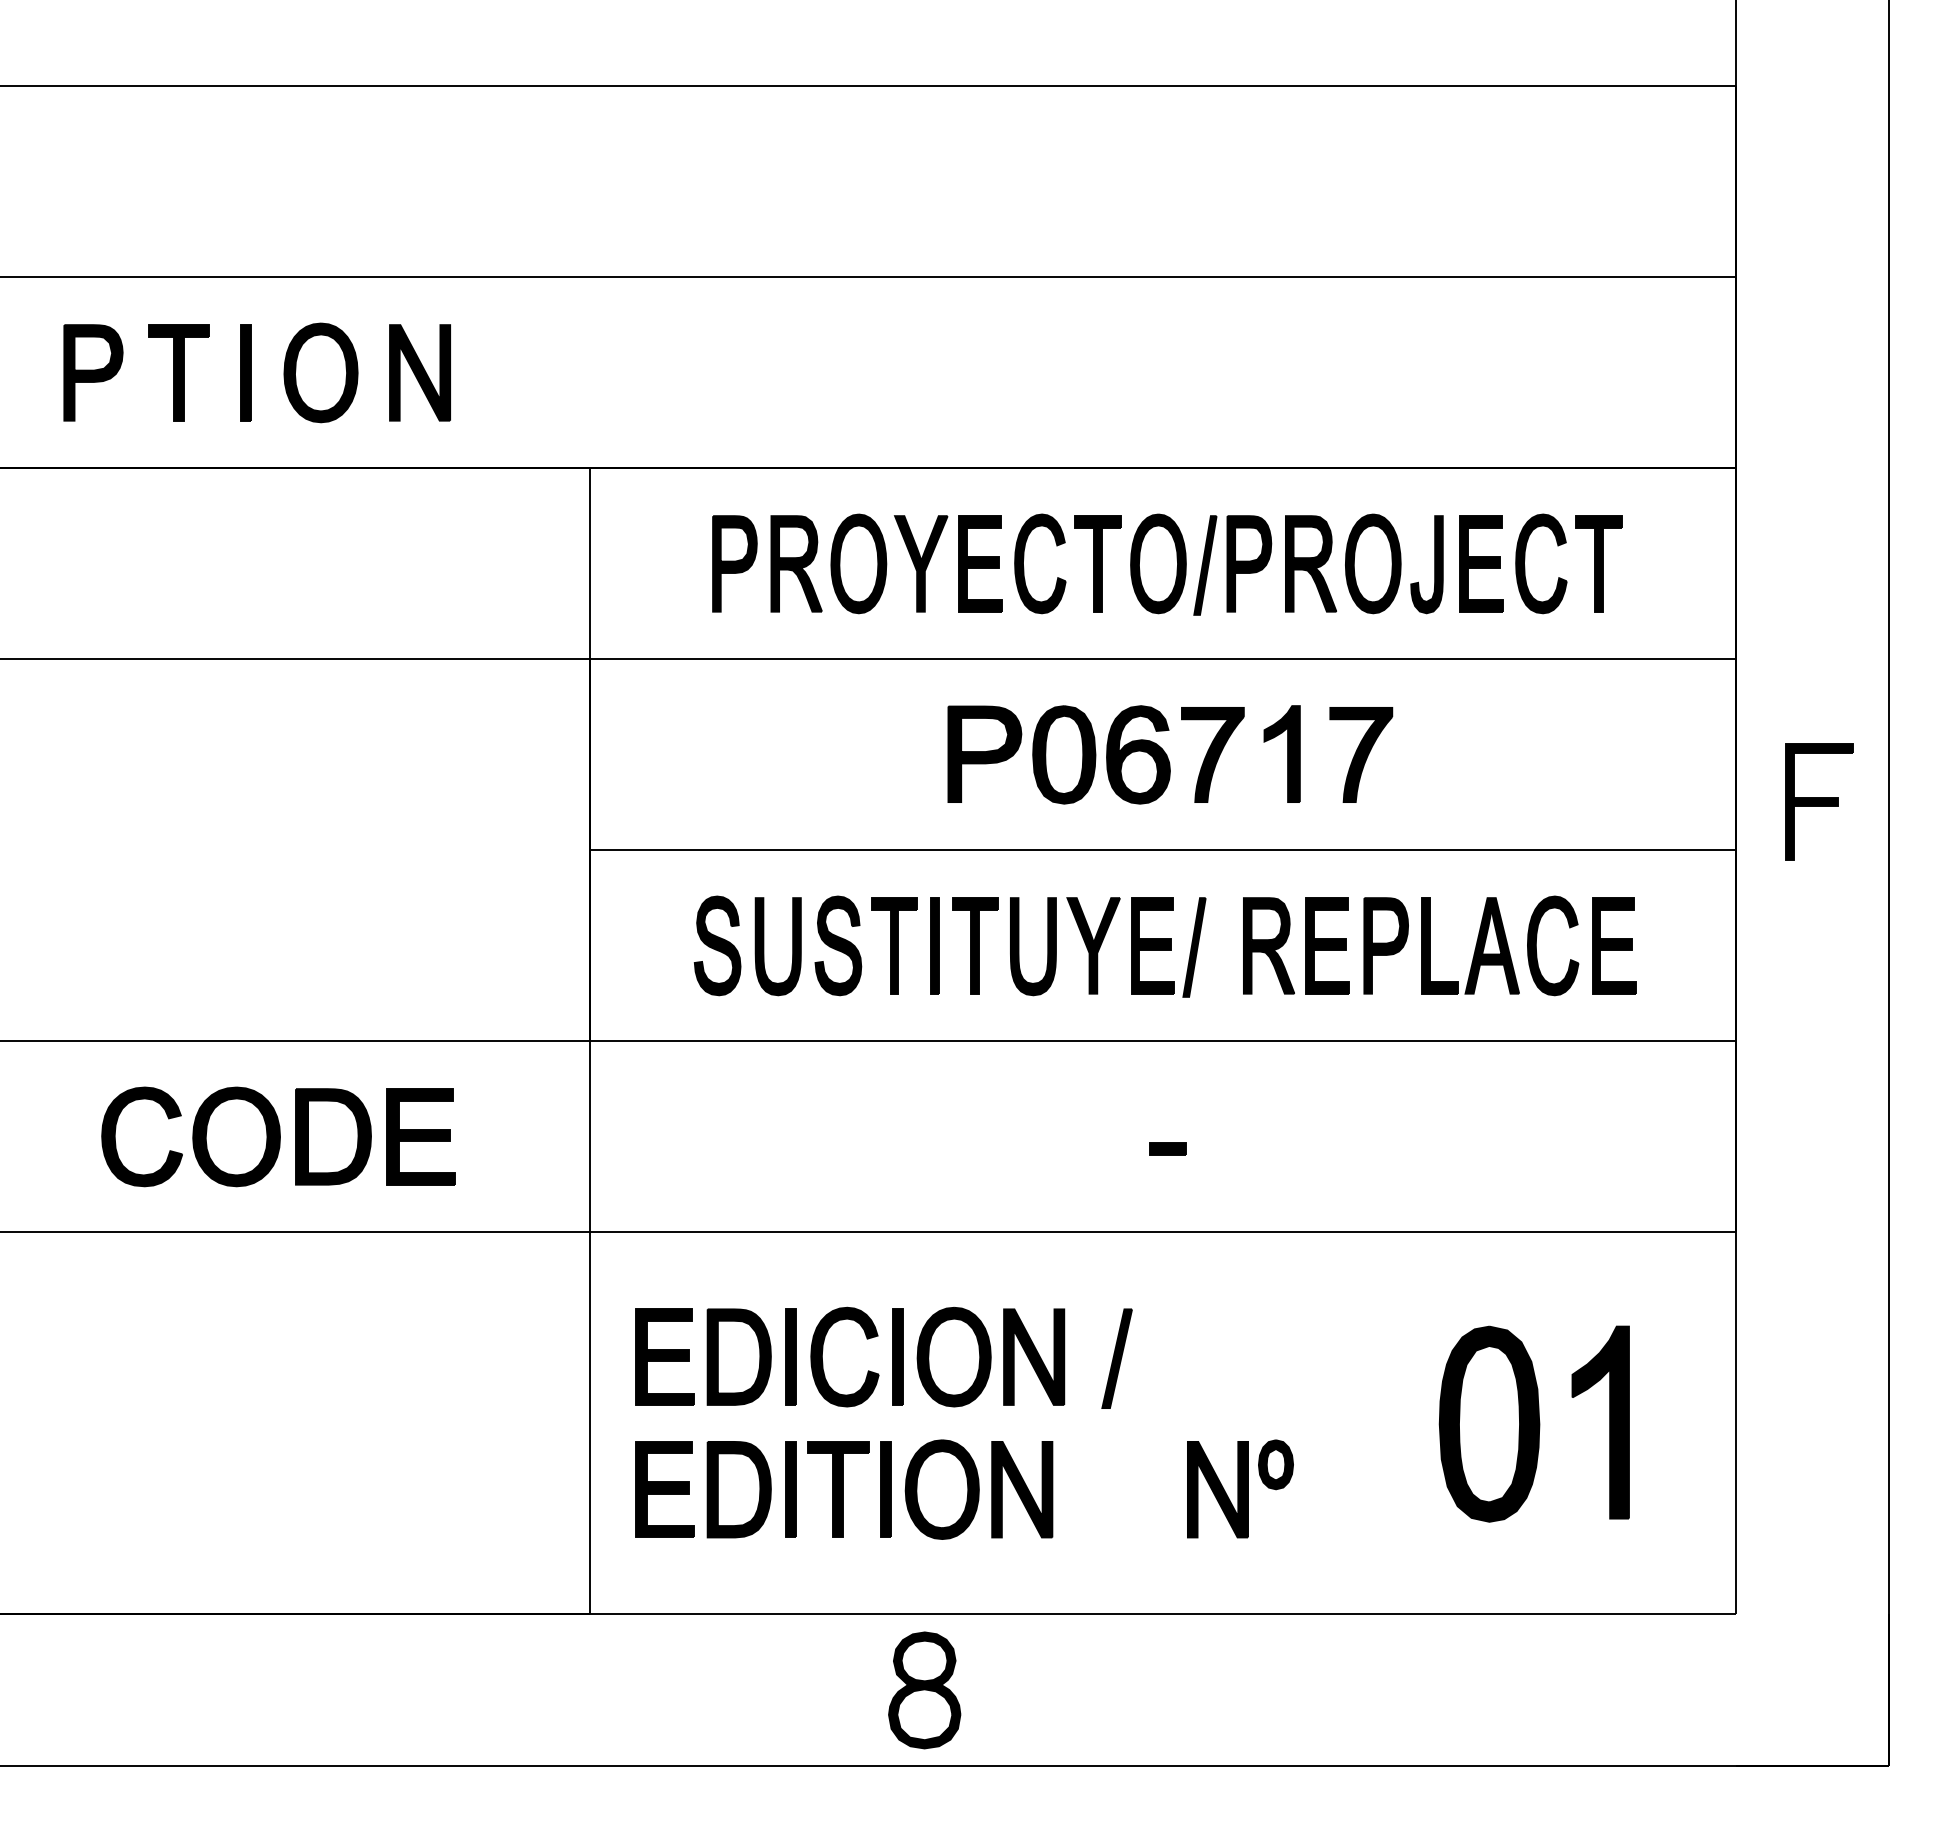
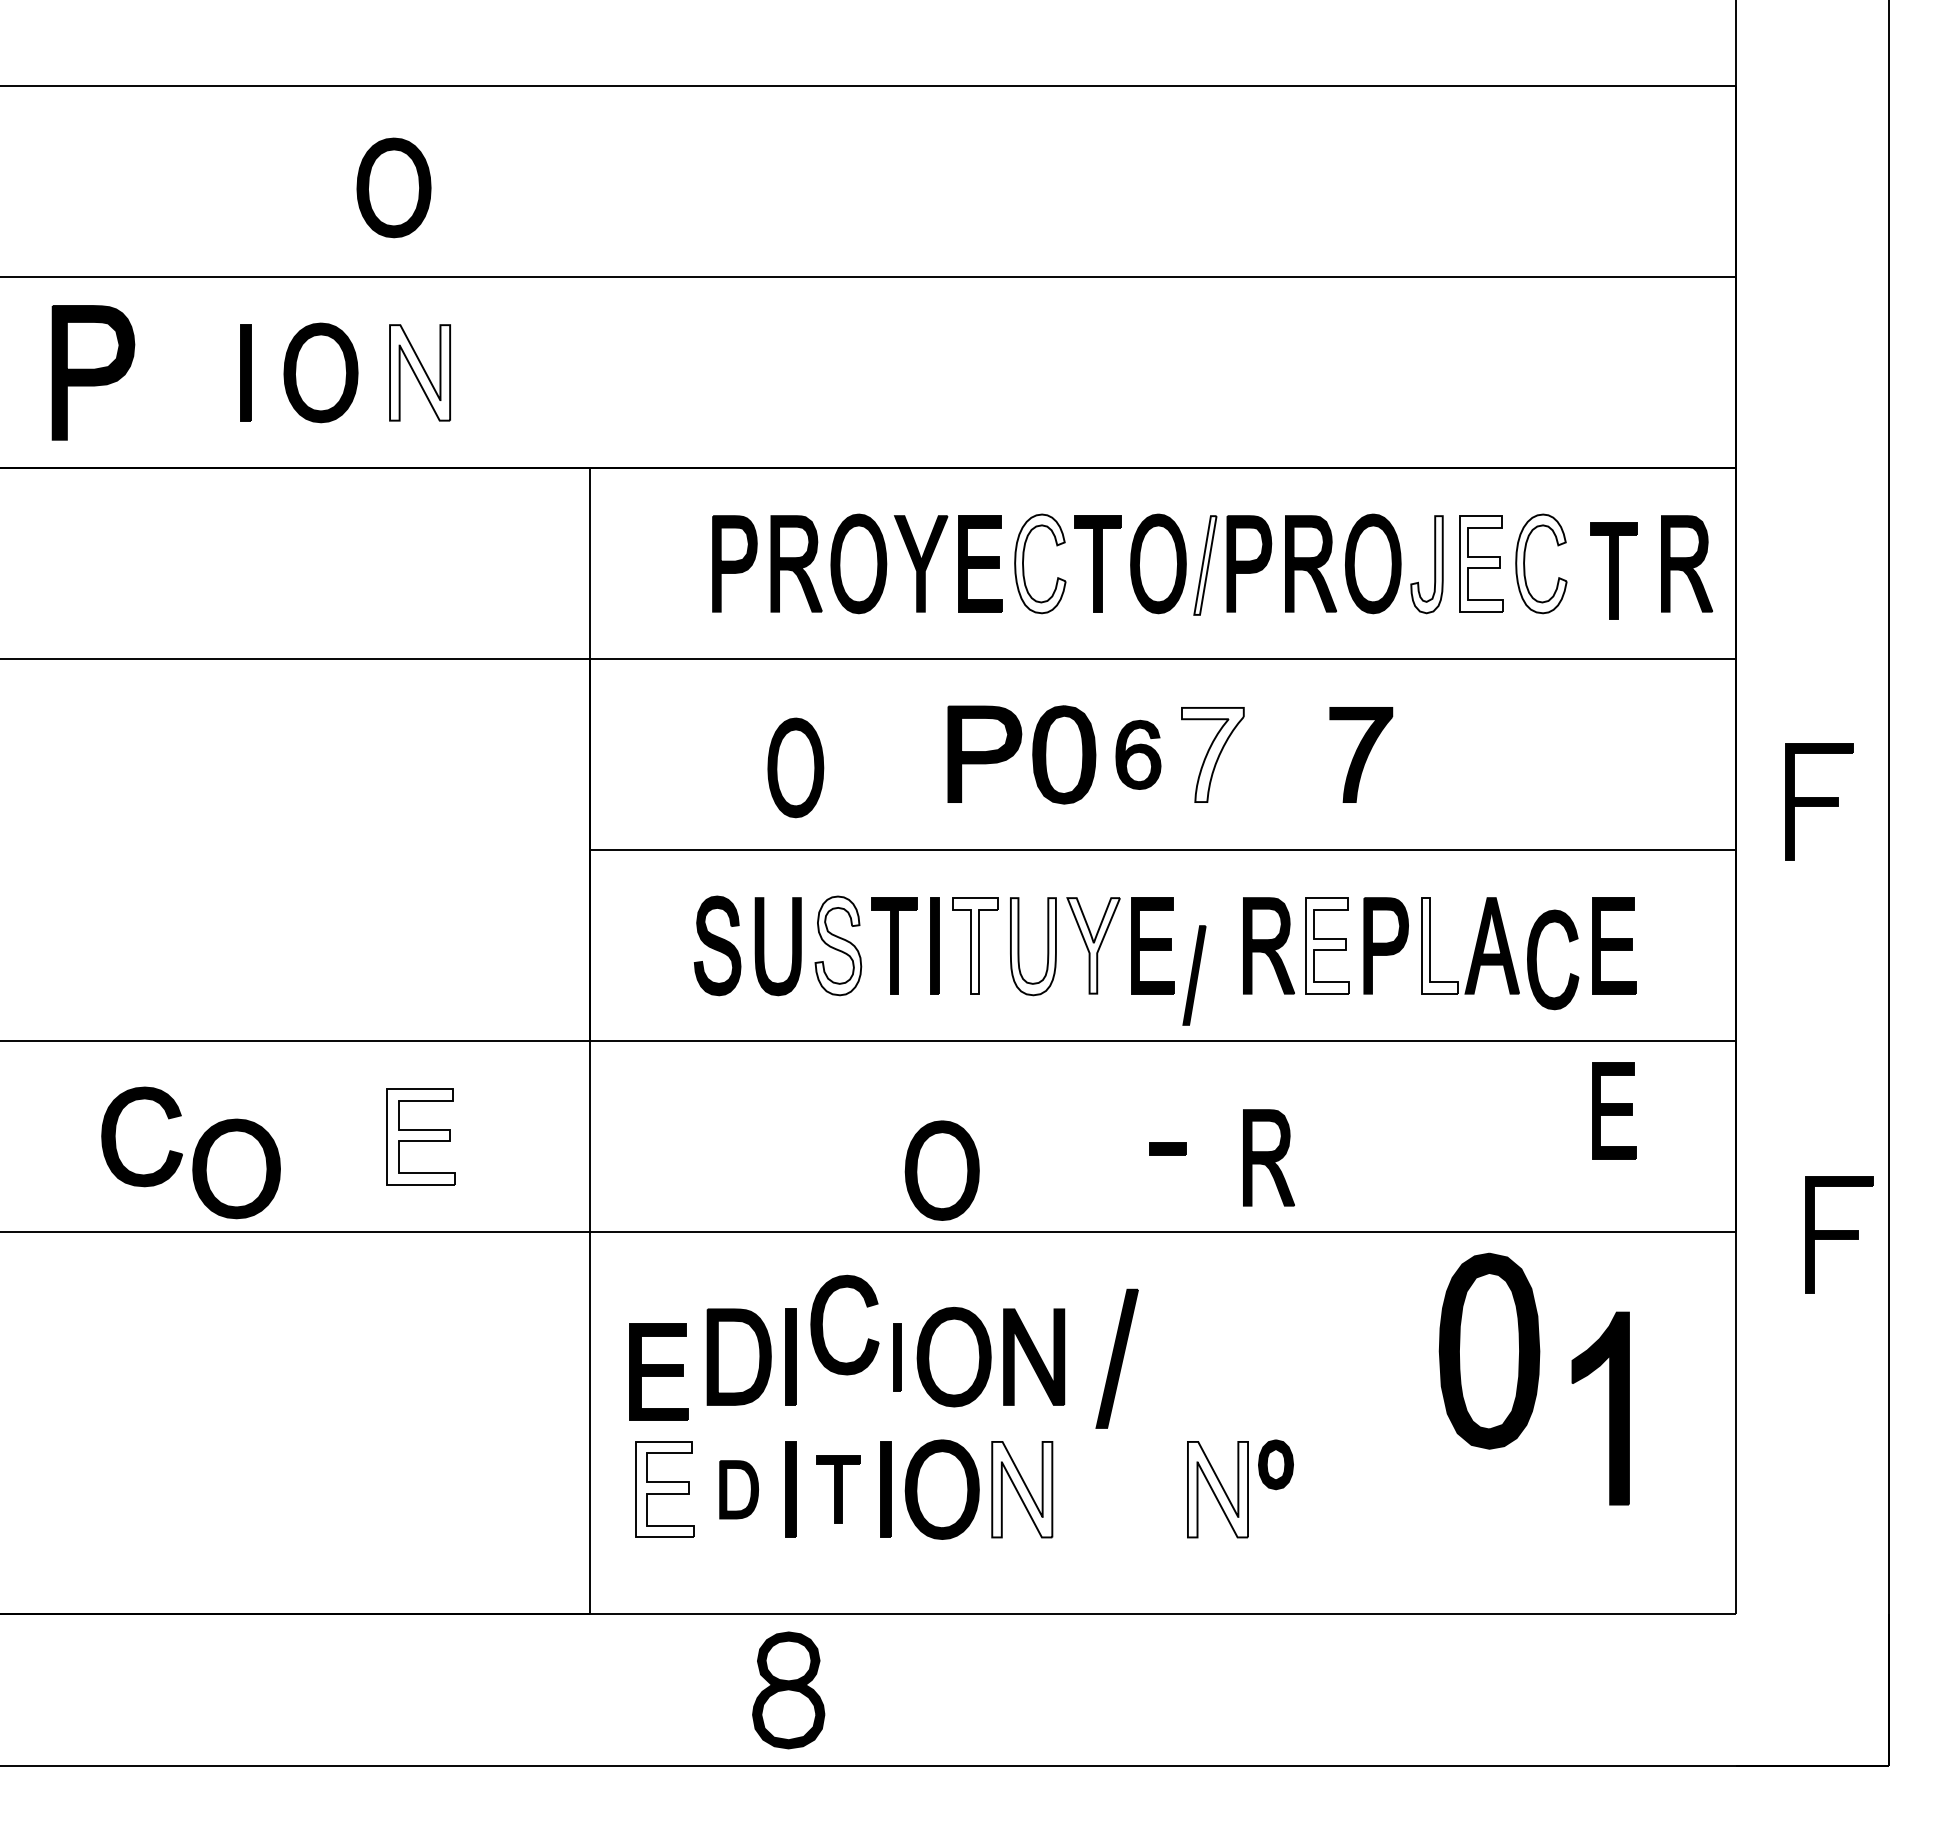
part: none -> present (393, 187)
part size: 61x98 px -> 85x136 px (93, 372)
part: present -> none (178, 372)
fill: present -> none (420, 372)
fill: present -> none (1040, 563)
fill: present -> none (1481, 563)
fill: present -> none (1541, 563)
part position: (1598, 563) -> (1613, 570) (1613, 570)
part: none -> present (1686, 563)
fill: present -> none (1426, 564)
fill: present -> none (1205, 565)
part: present -> none (1281, 753)
part size: 65x100 px -> 47x71 px (1138, 754)
fill: present -> none (1212, 754)
part: none -> present (795, 767)
fill: present -> none (838, 945)
fill: present -> none (975, 945)
fill: present -> none (1093, 945)
fill: present -> none (1327, 945)
fill: present -> none (1440, 945)
part position: (1536, 945) -> (1536, 959) (1536, 959)
fill: present -> none (1032, 946)
part position: (1194, 947) -> (1194, 975) (1194, 975)
part: none -> present (1614, 1110)
part position: (236, 1136) -> (236, 1168) (236, 1168)
part: present -> none (333, 1136)
fill: present -> none (421, 1136)
part: none -> present (1268, 1157)
part: none -> present (941, 1170)
part: none -> present (1839, 1234)
part position: (823, 1350) -> (823, 1318) (823, 1318)
part position: (664, 1356) -> (658, 1371) (658, 1371)
part size: 12x98 px -> 9x69 px (897, 1357)
part size: 32x101 px -> 44x141 px (1116, 1358)
part position: (1609, 1422) -> (1609, 1408) (1609, 1408)
part position: (1489, 1423) -> (1489, 1350) (1489, 1350)
fill: present -> none (664, 1489)
part size: 66x98 px -> 40x60 px (738, 1489)
part size: 63x97 px -> 45x69 px (838, 1489)
fill: present -> none (1022, 1489)
fill: present -> none (1217, 1489)
part position: (924, 1690) -> (788, 1690) (788, 1690)
